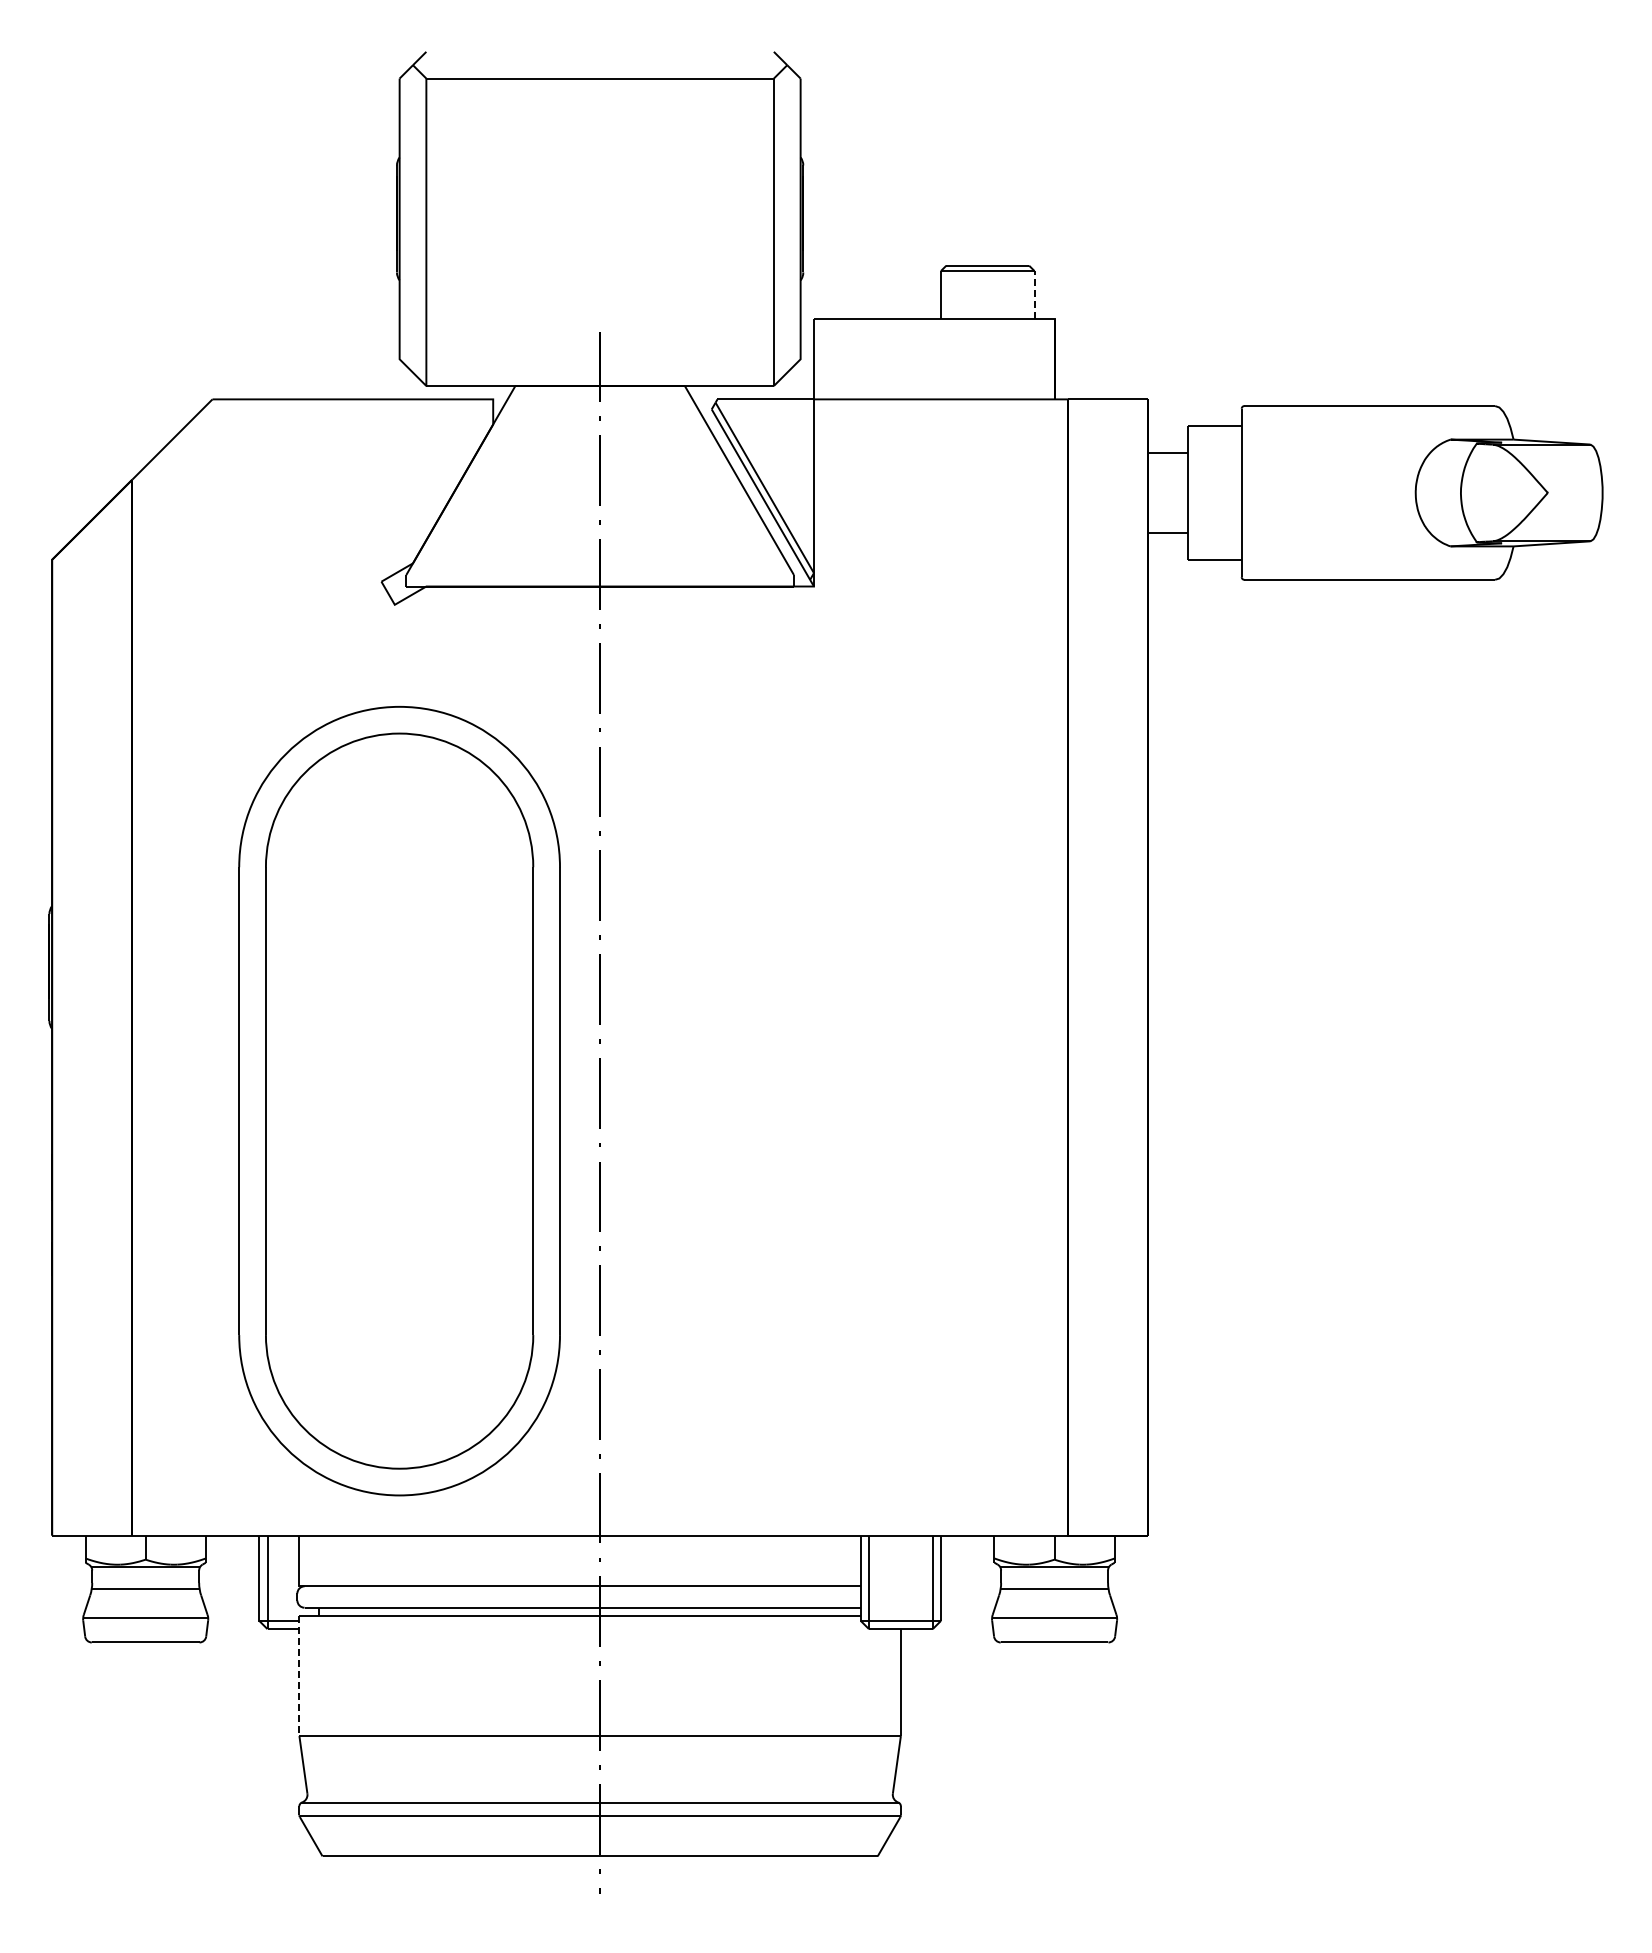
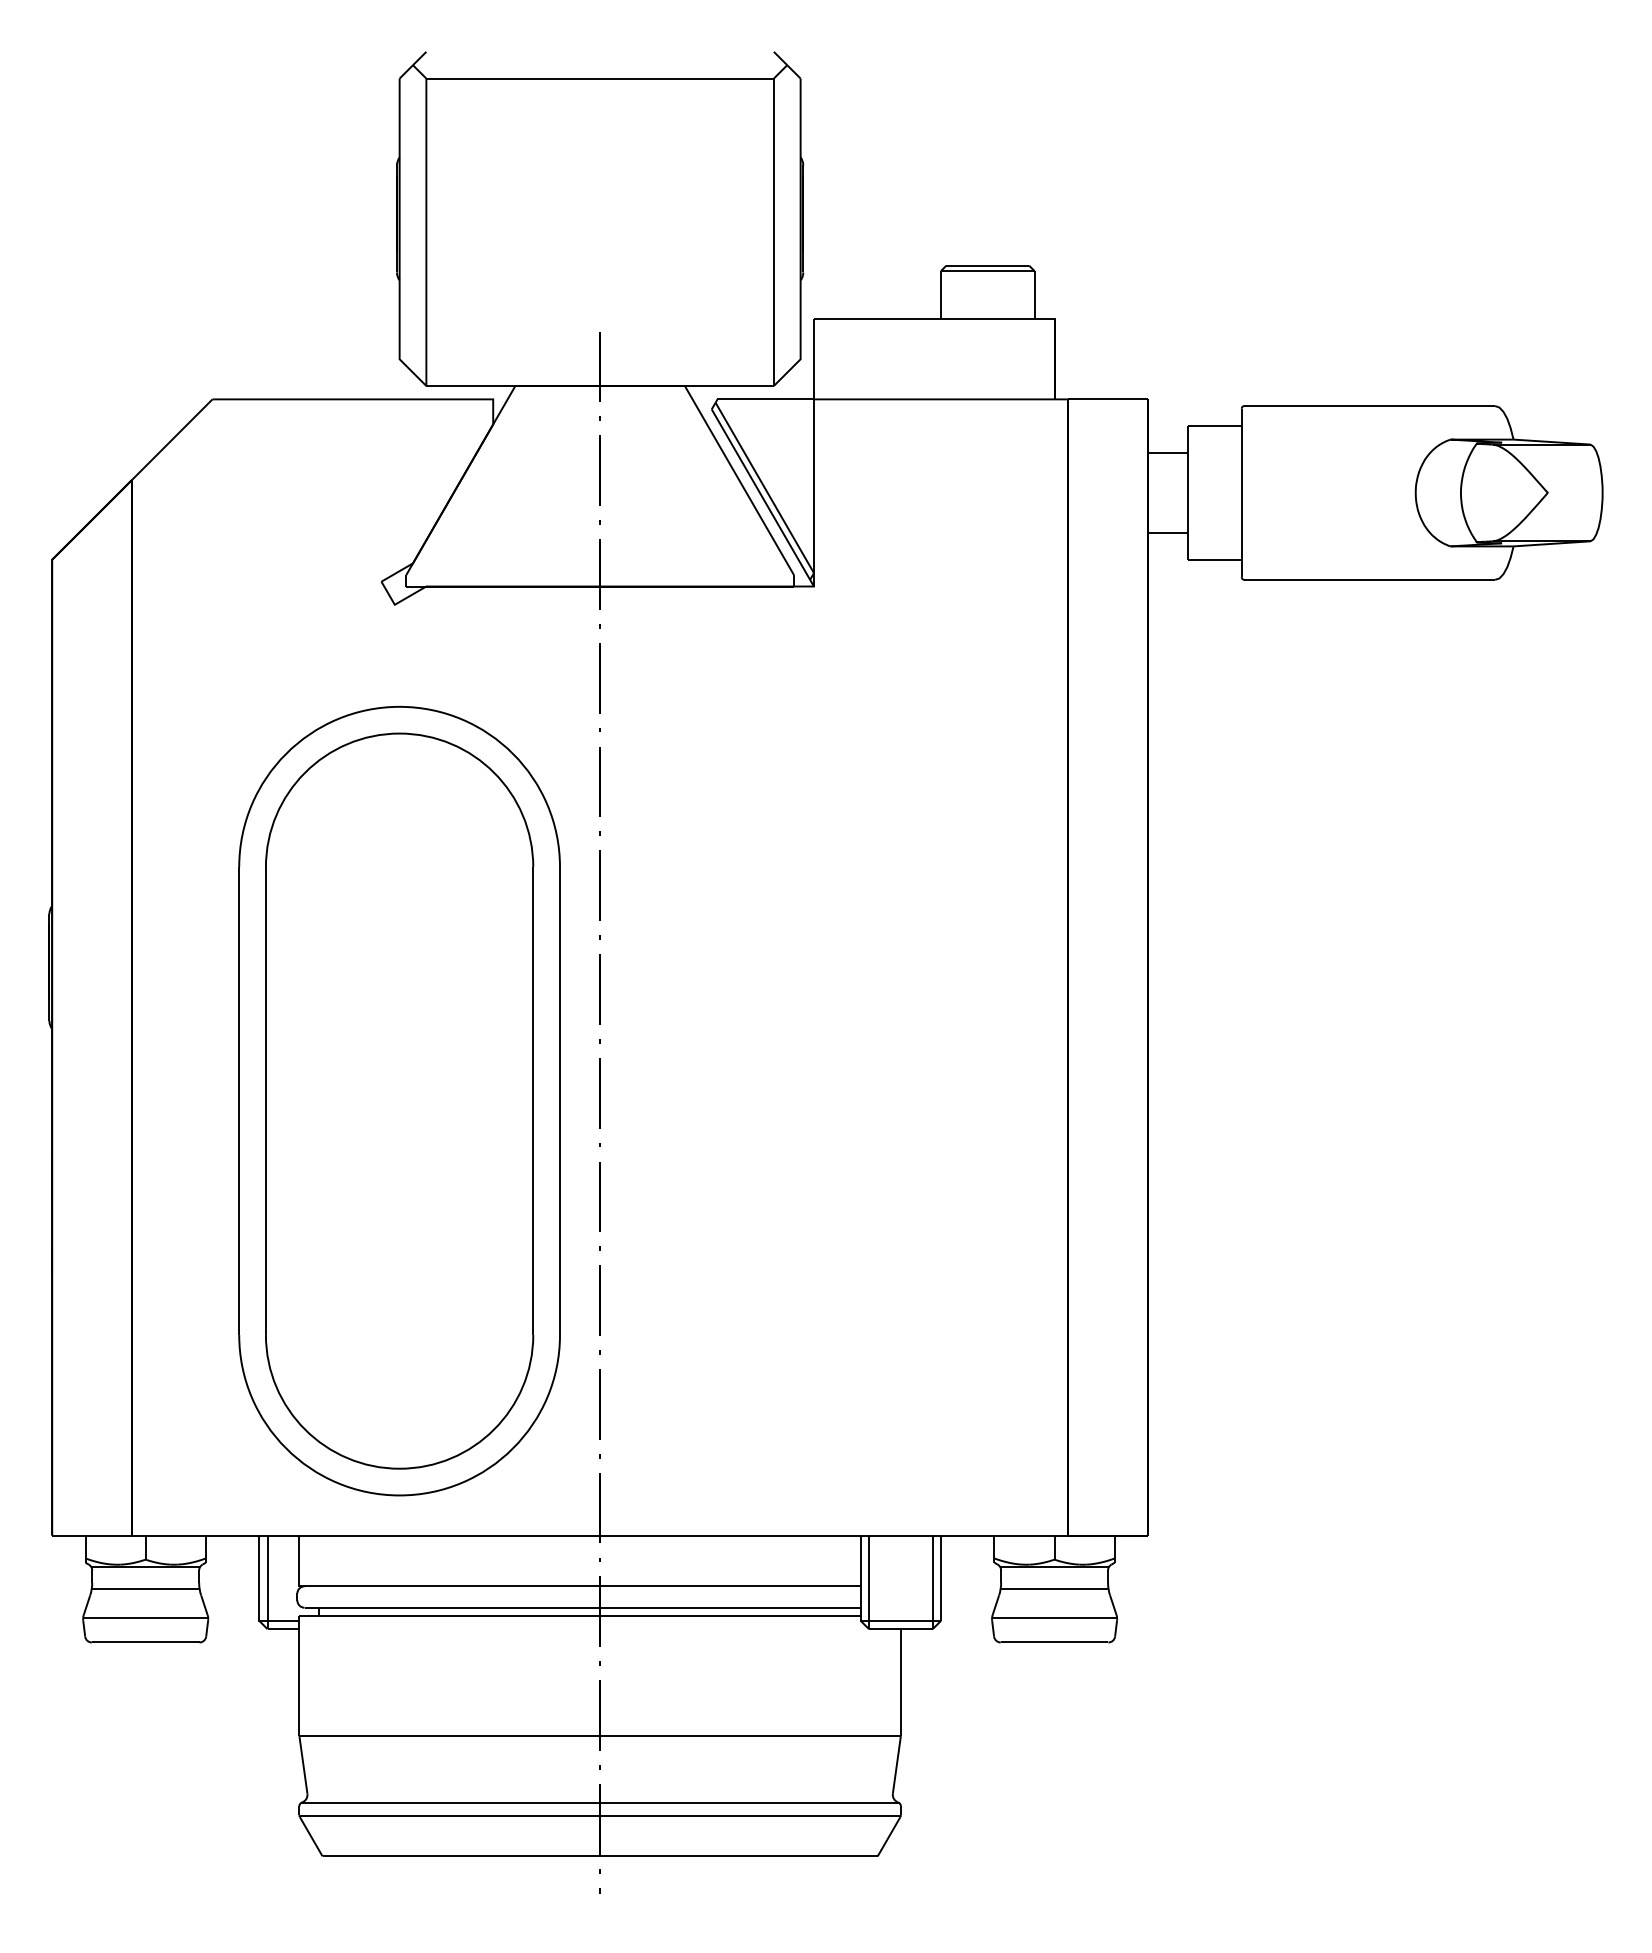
line: dashed -> solid (1034, 294)
line: dashed -> solid (299, 1676)
